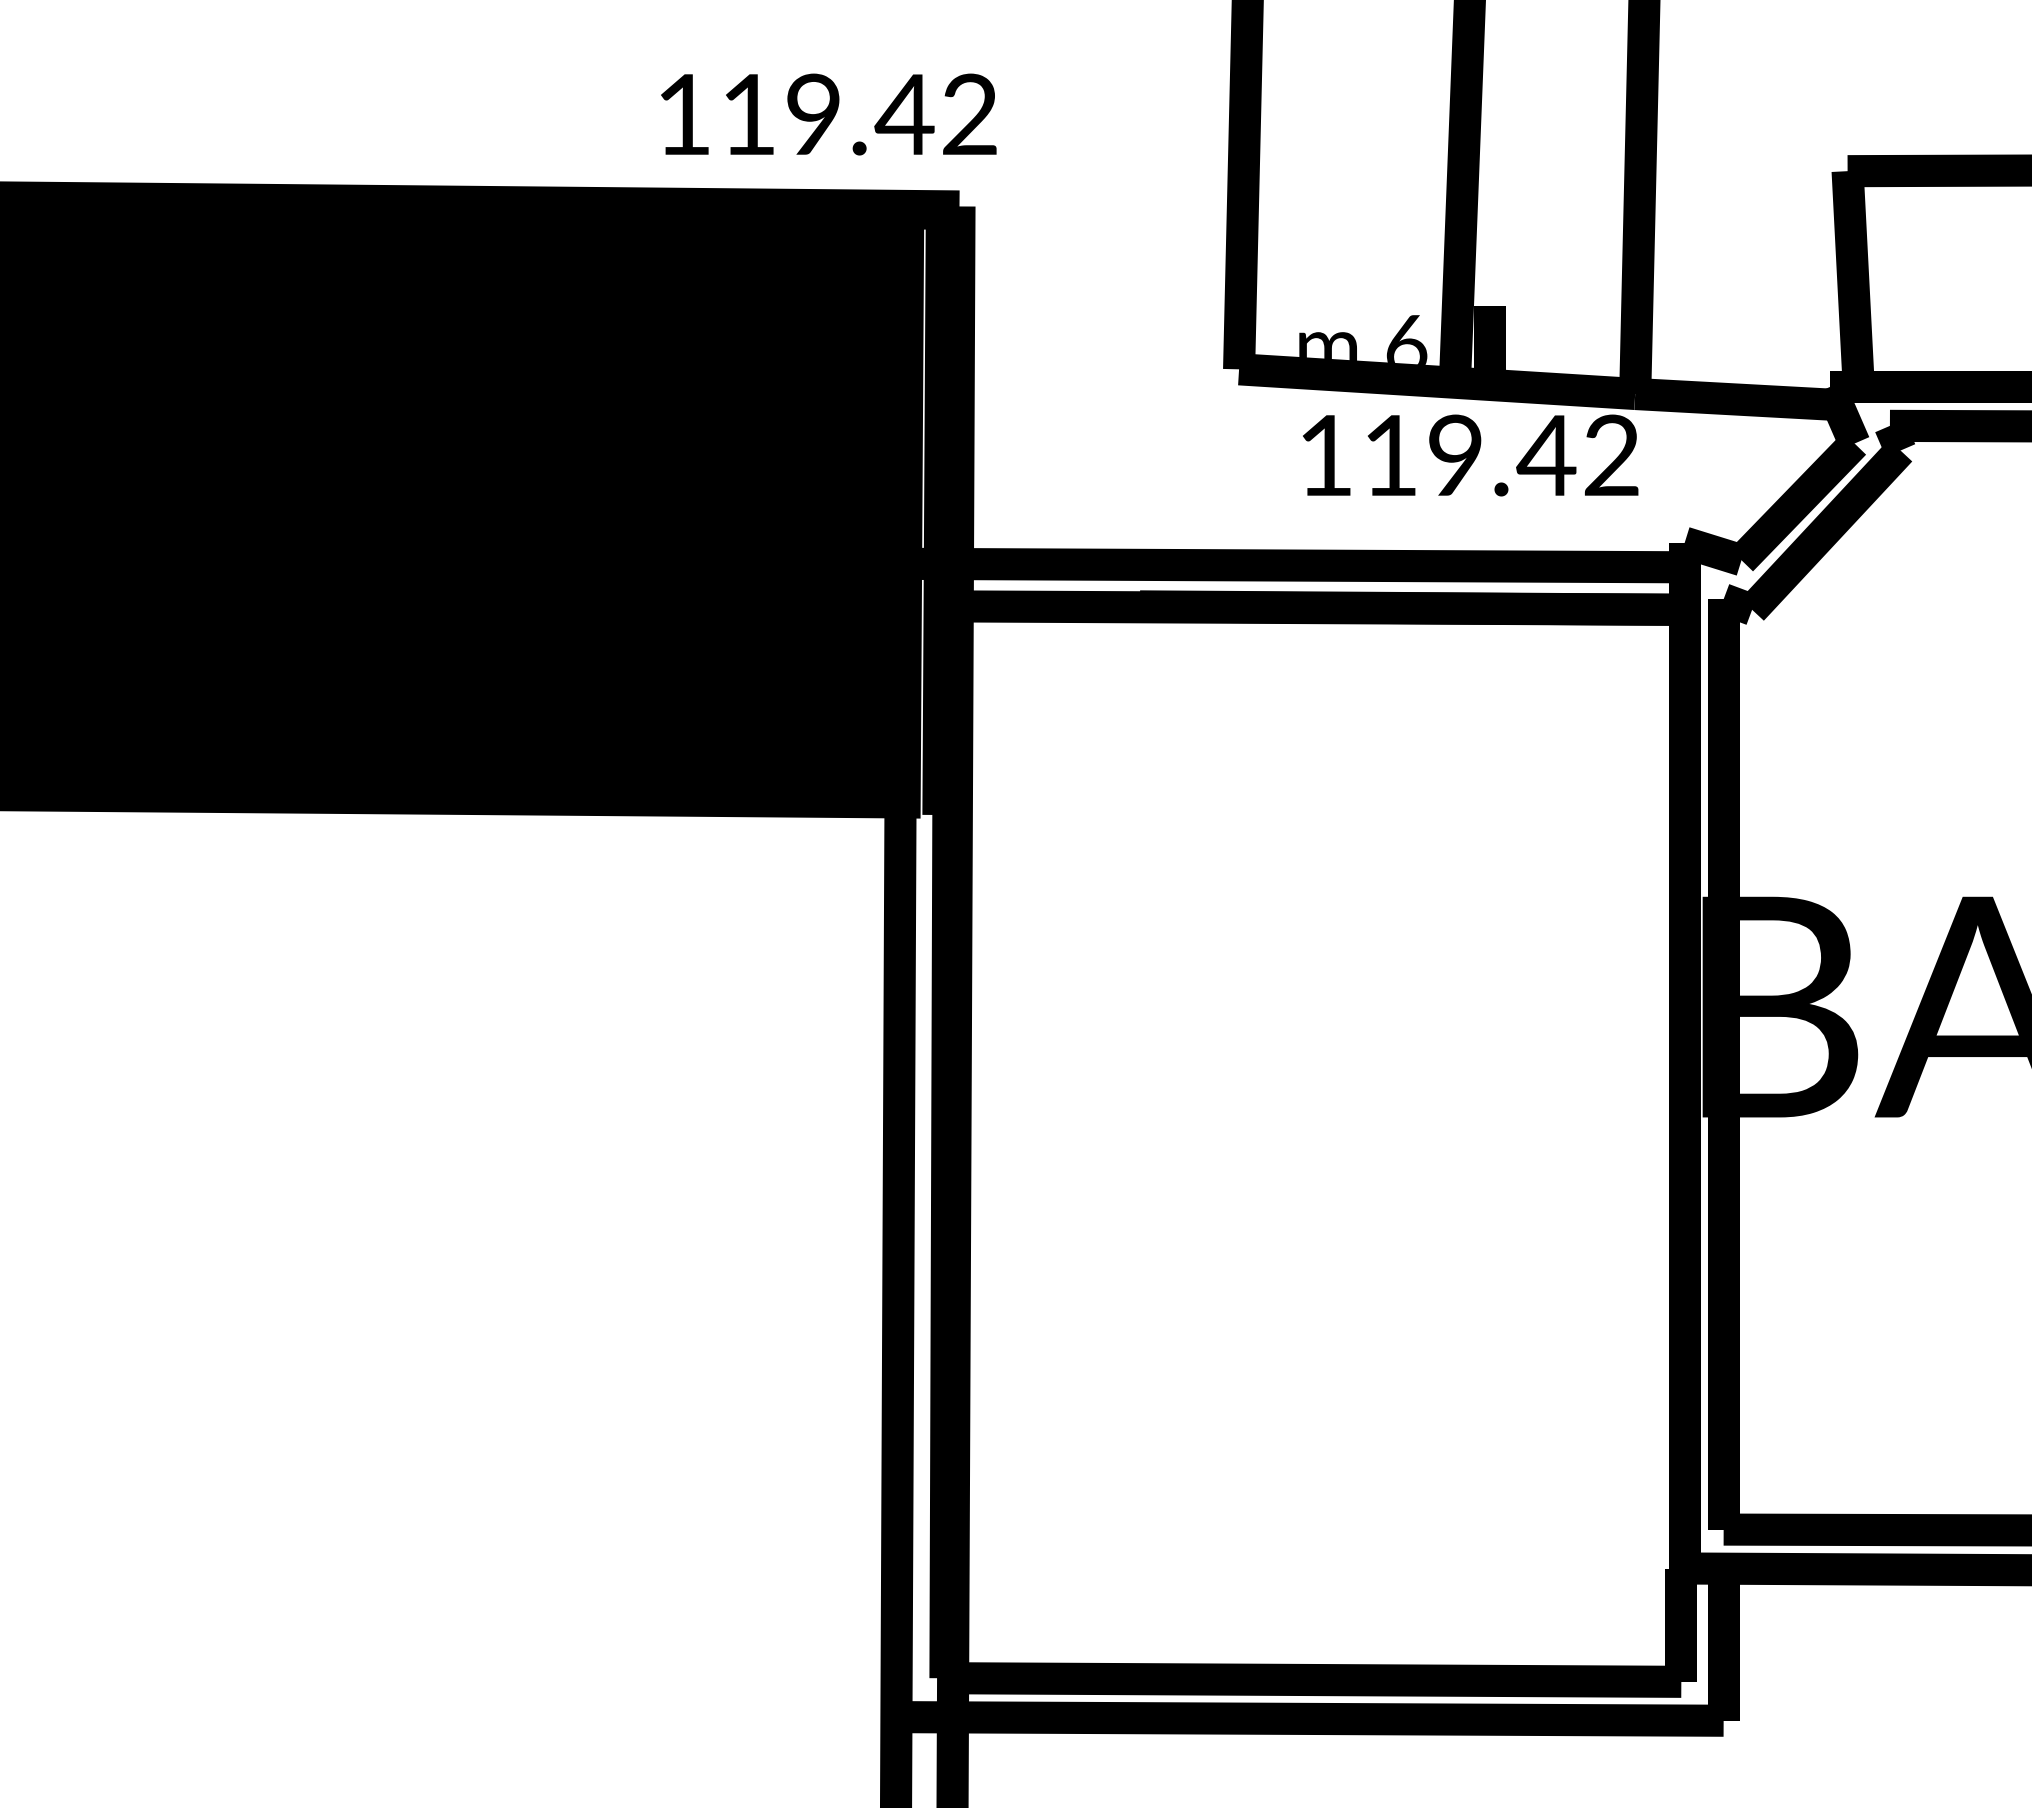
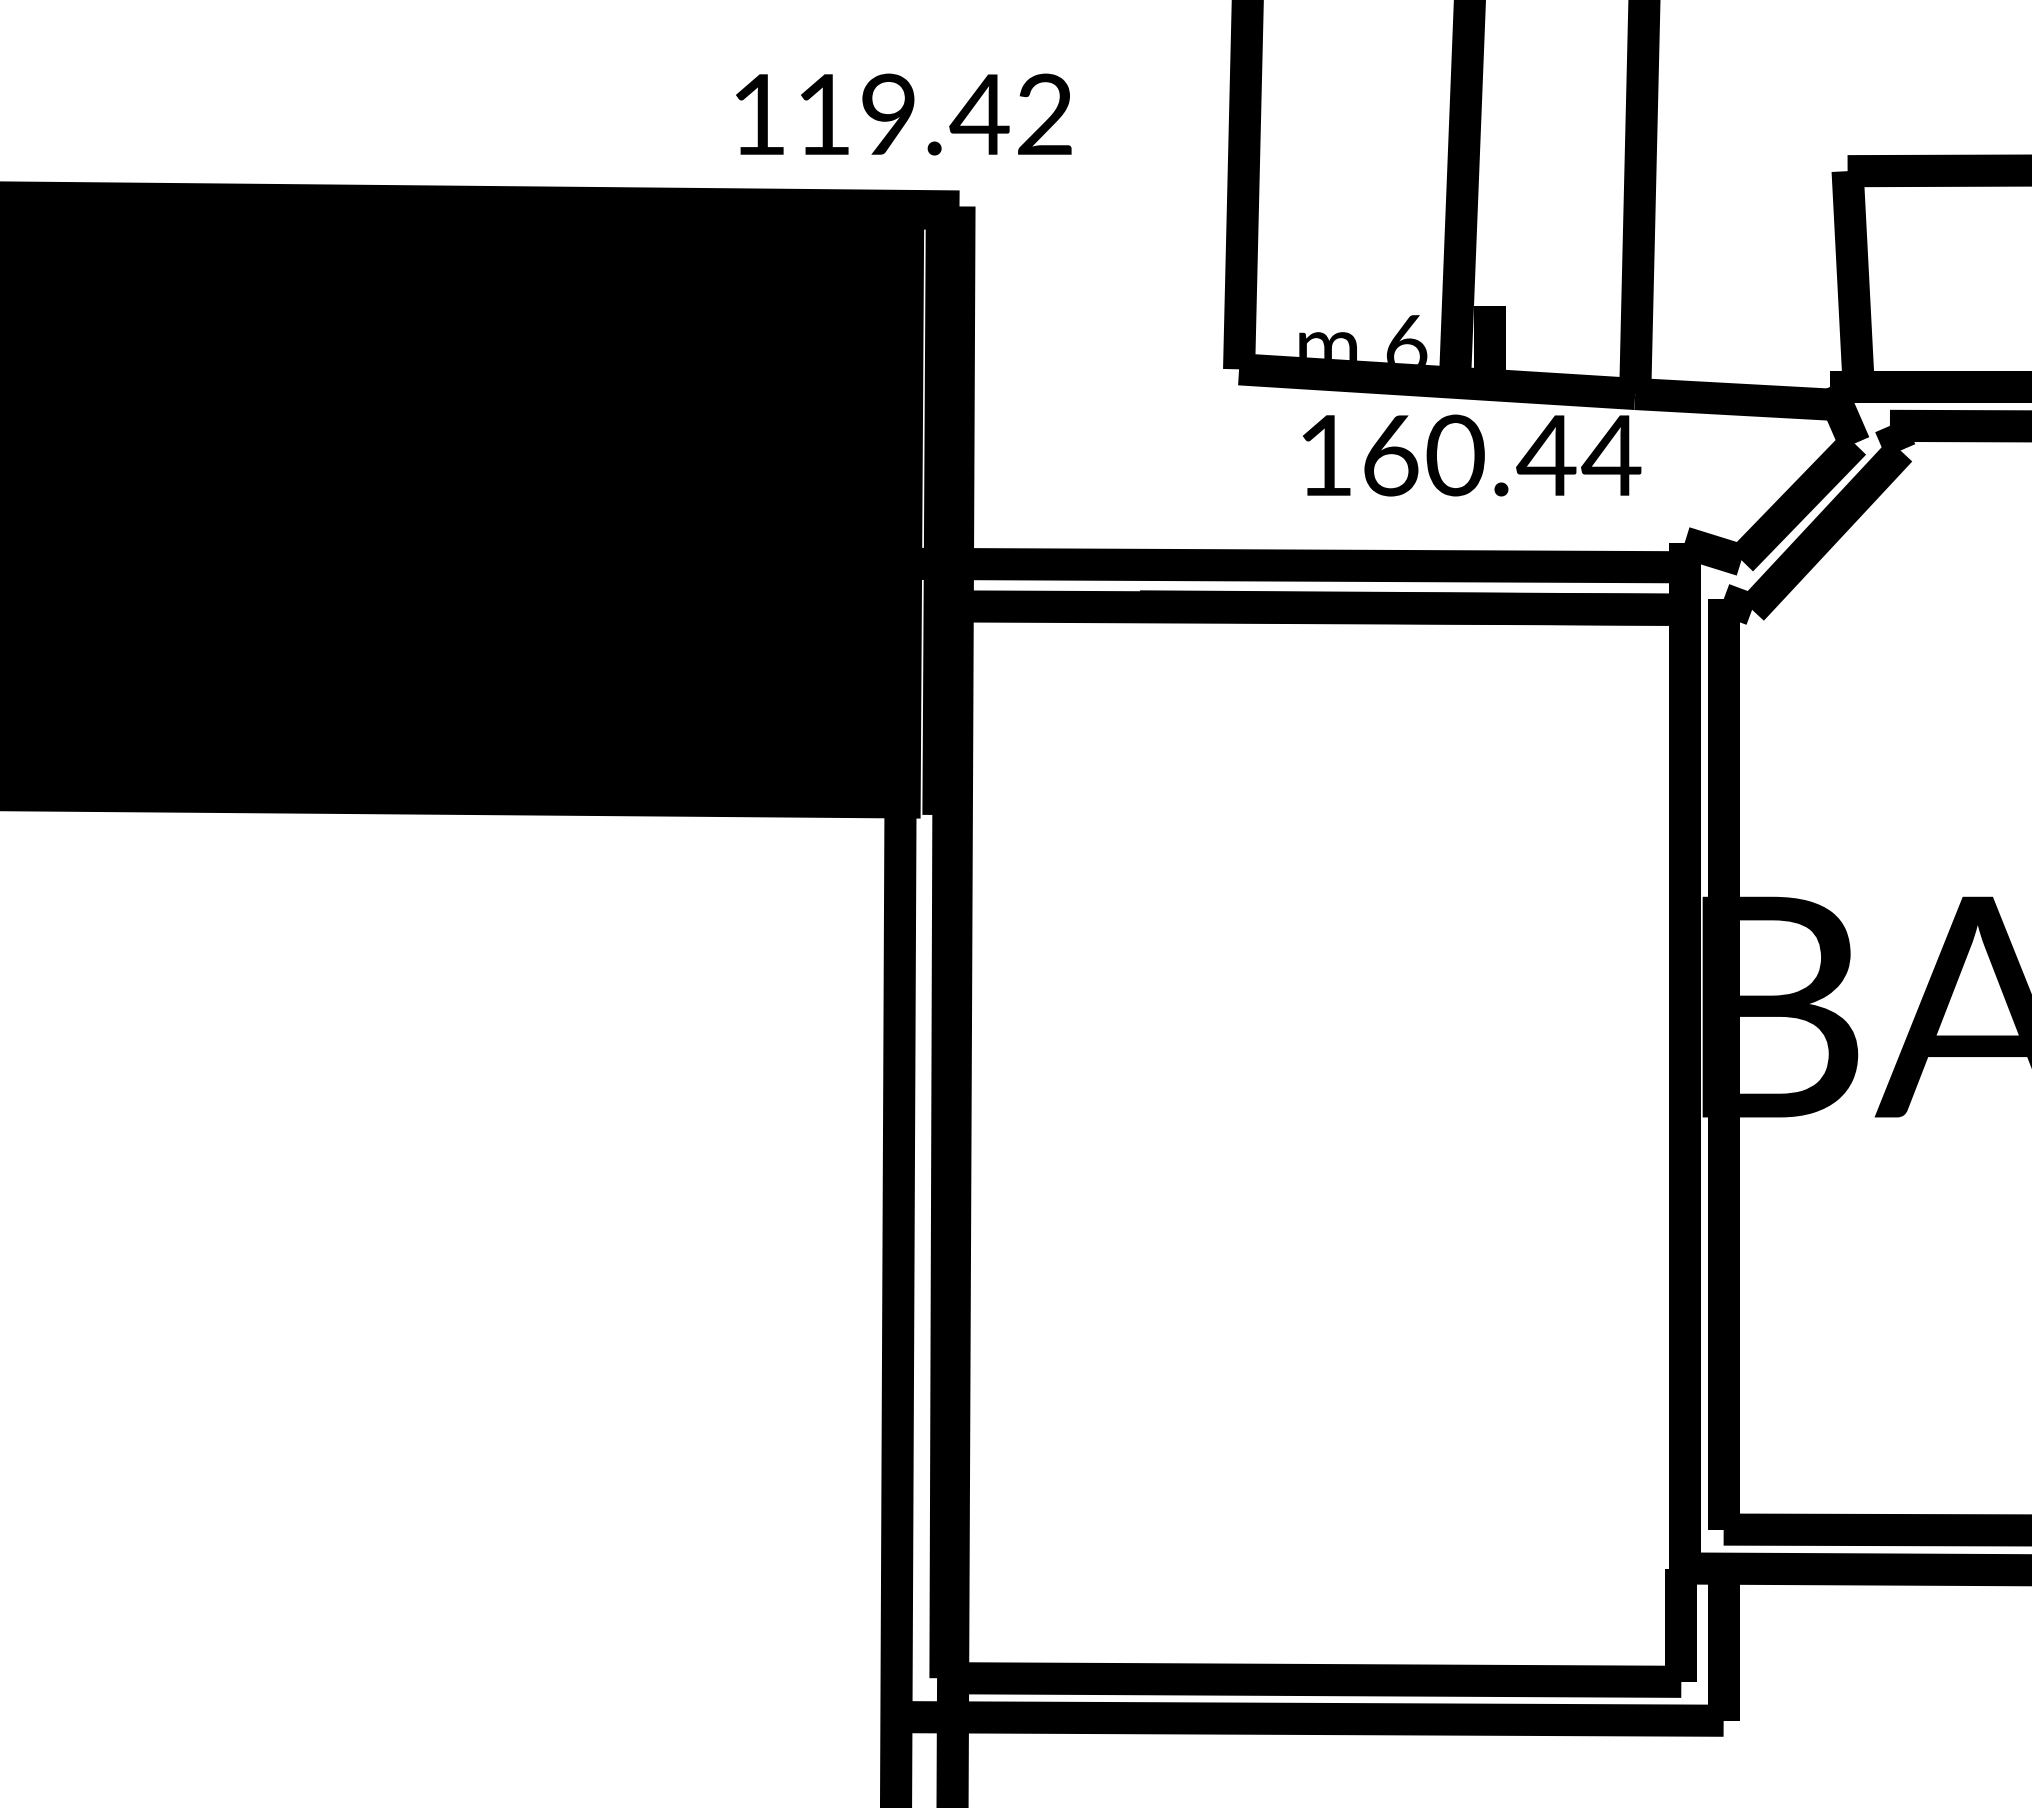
text position: (828, 114) -> (903, 114) (903, 114)
text: 119.42 -> 160.44 (1502, 455)
